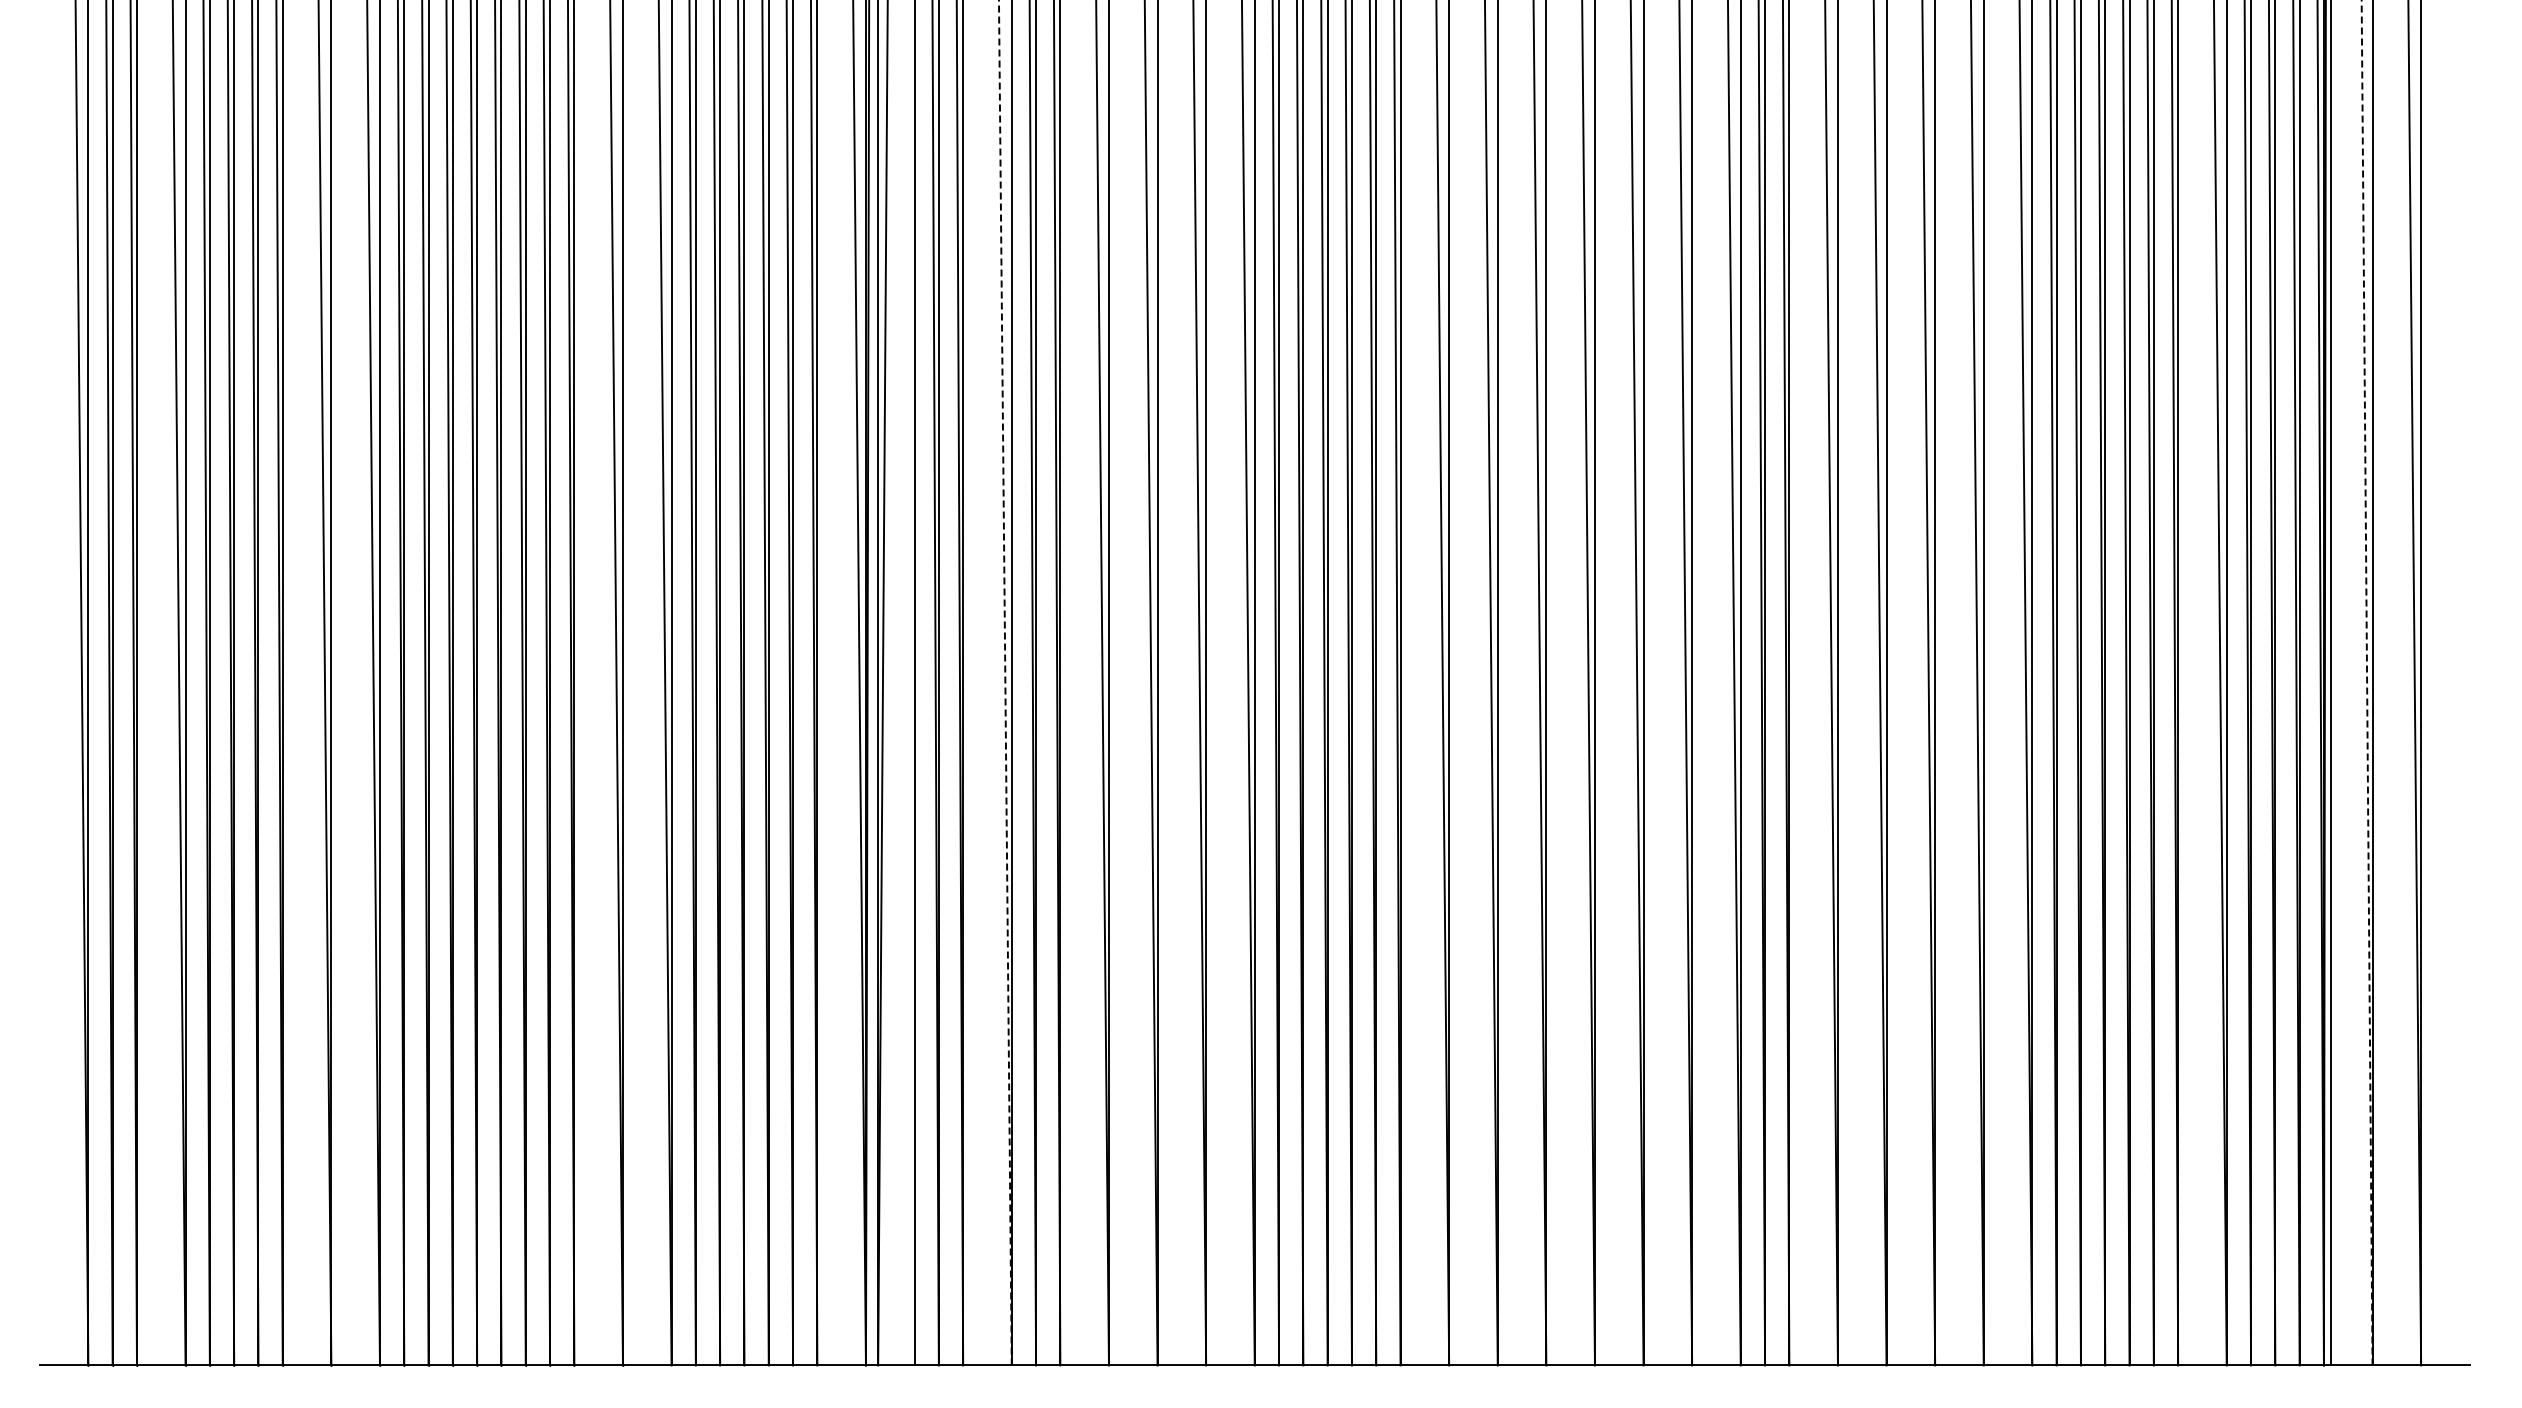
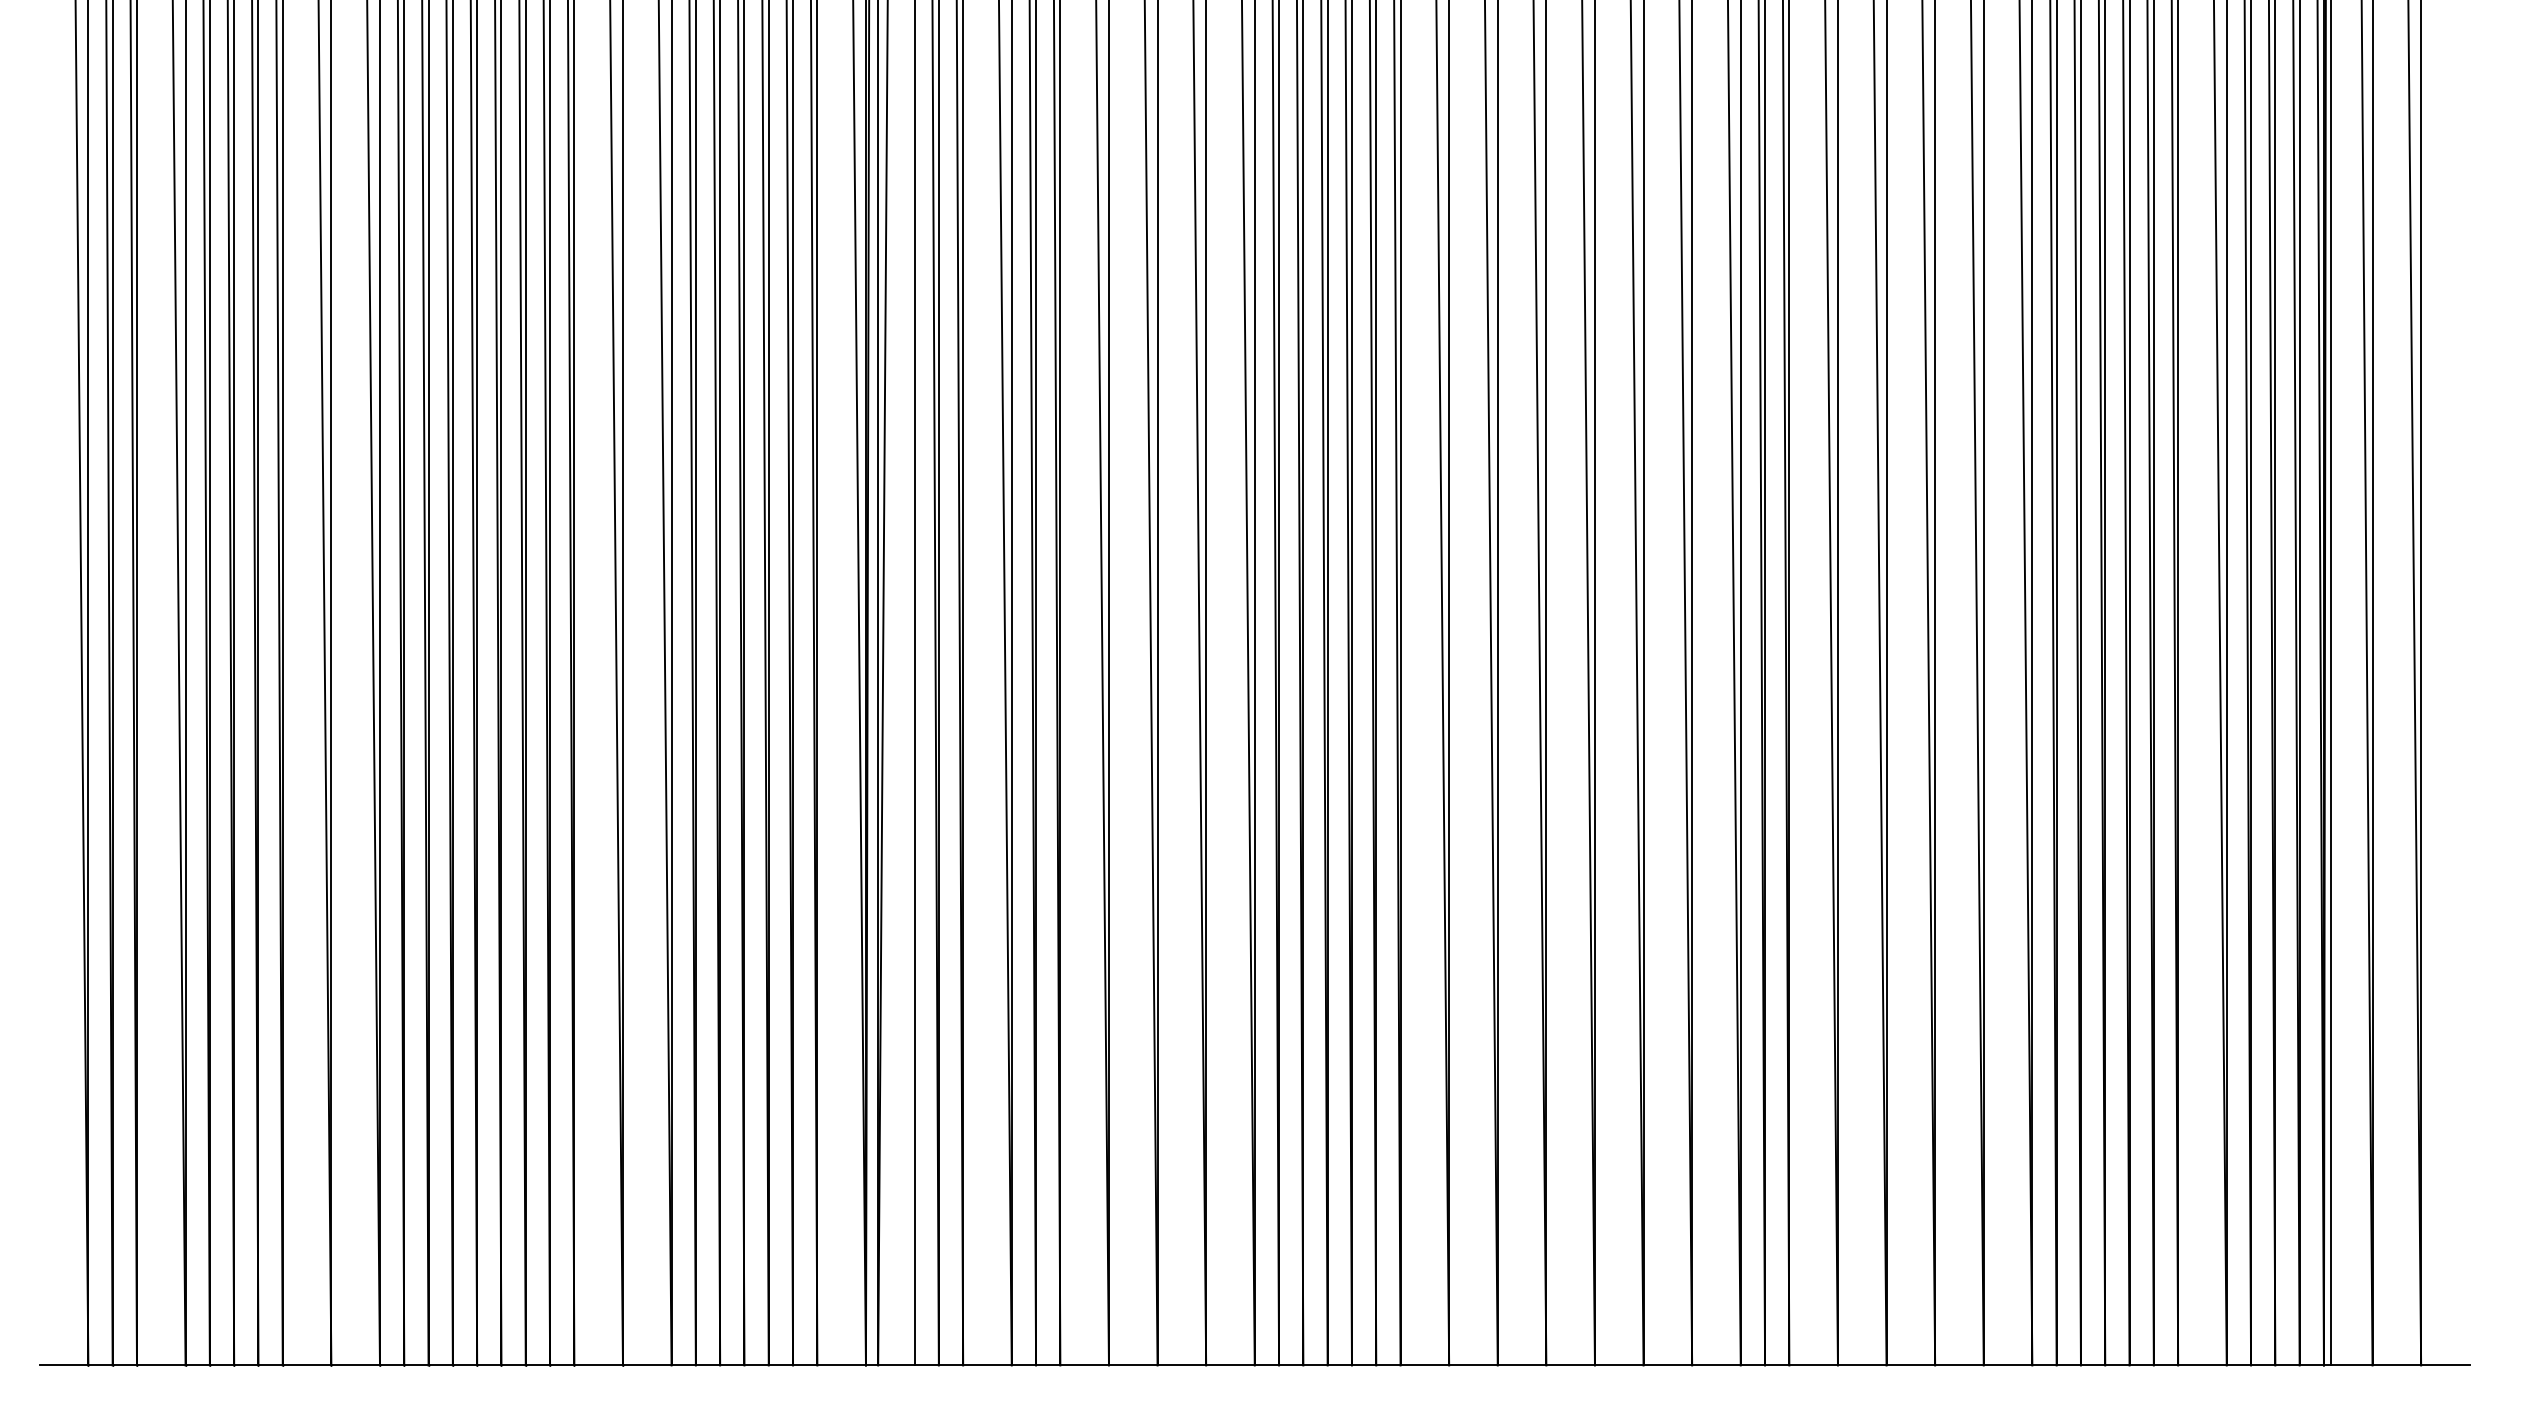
line: dashed -> solid (1005, 682)
line: dashed -> solid (2367, 682)
